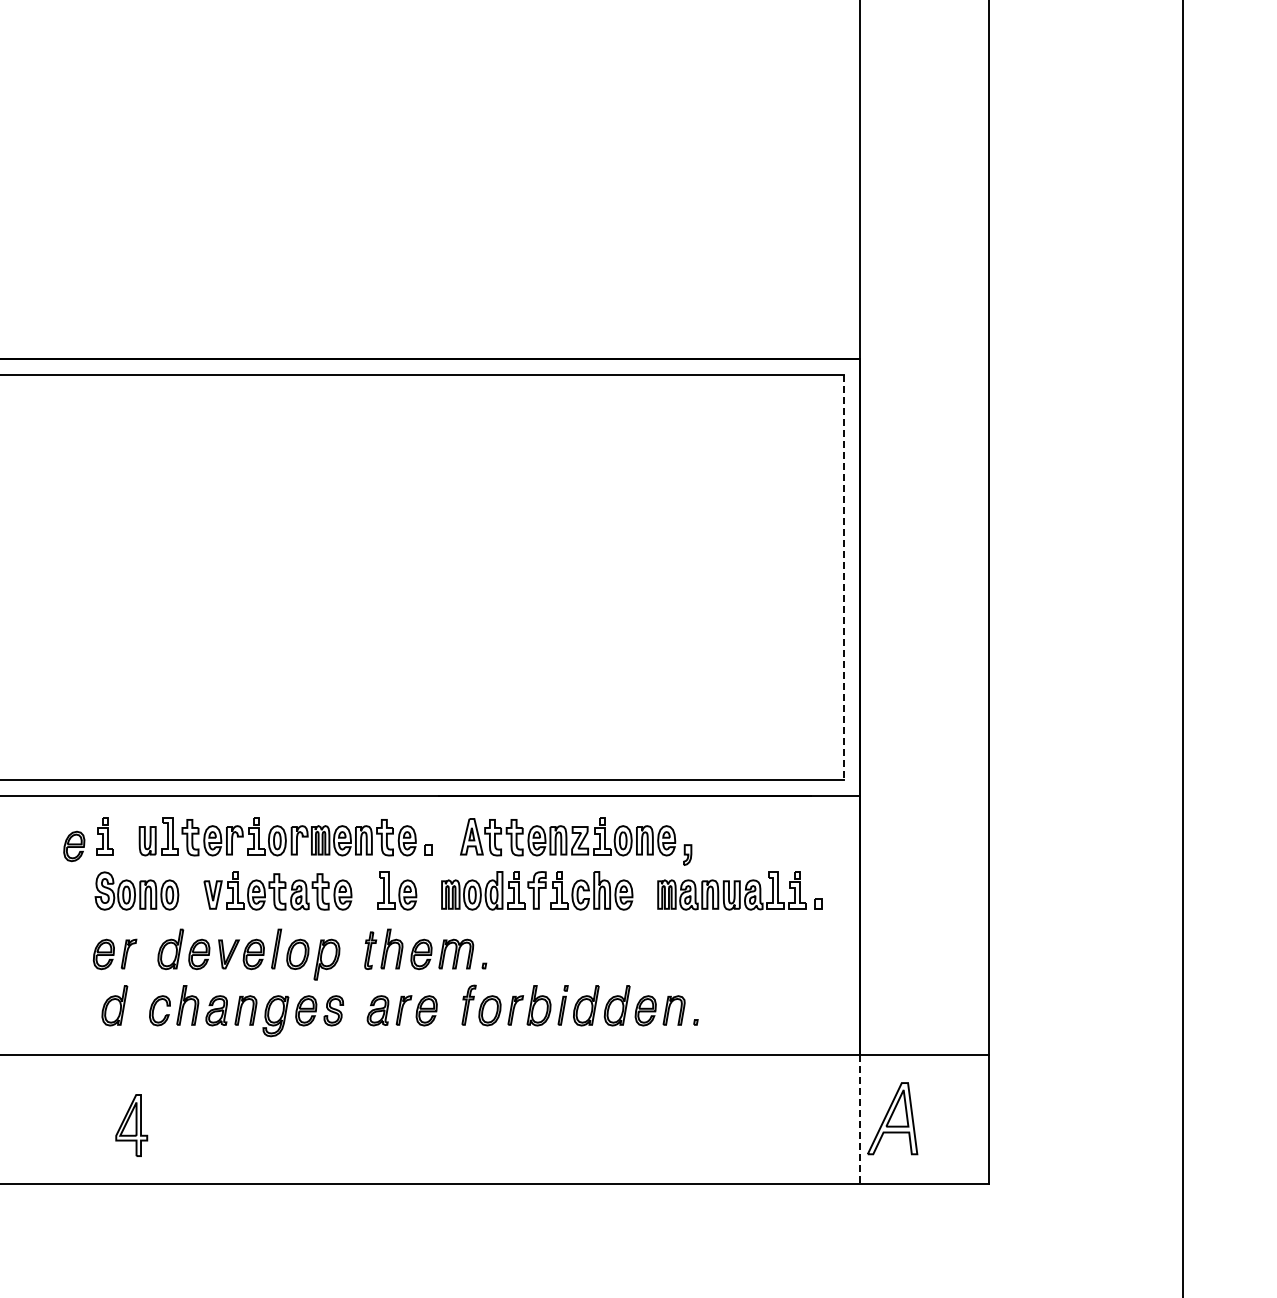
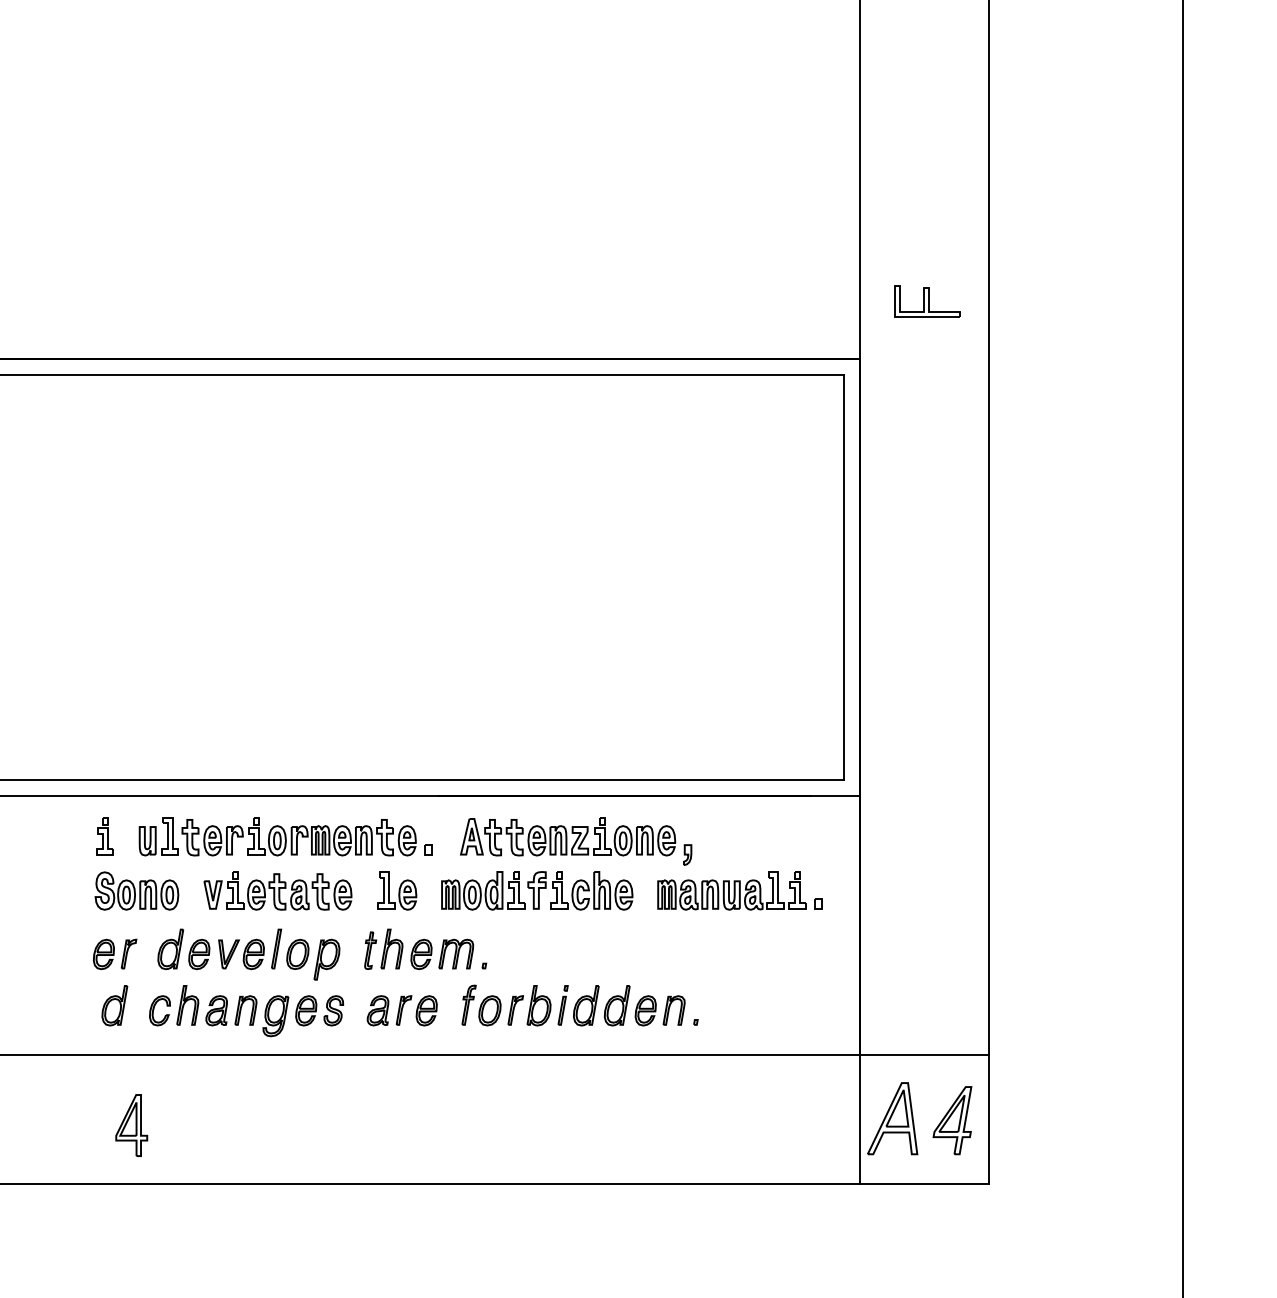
part: none -> present (927, 301)
line: dashed -> solid (843, 578)
part: present -> none (74, 846)
line: dashed -> solid (859, 1119)
part: none -> present (952, 1120)
